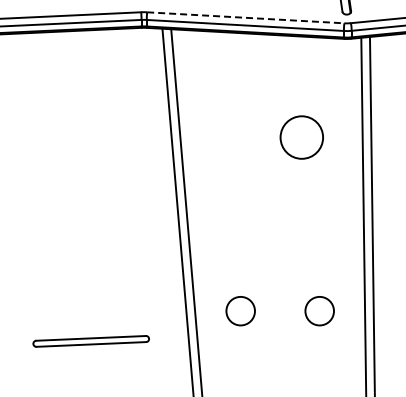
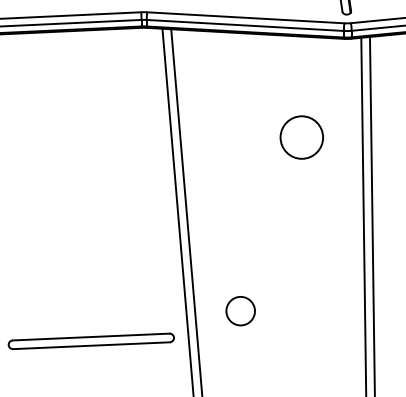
line: dashed -> solid (245, 17)
circle: present -> none (319, 311)
part size: 118x13 px -> 168x19 px (90, 341)
